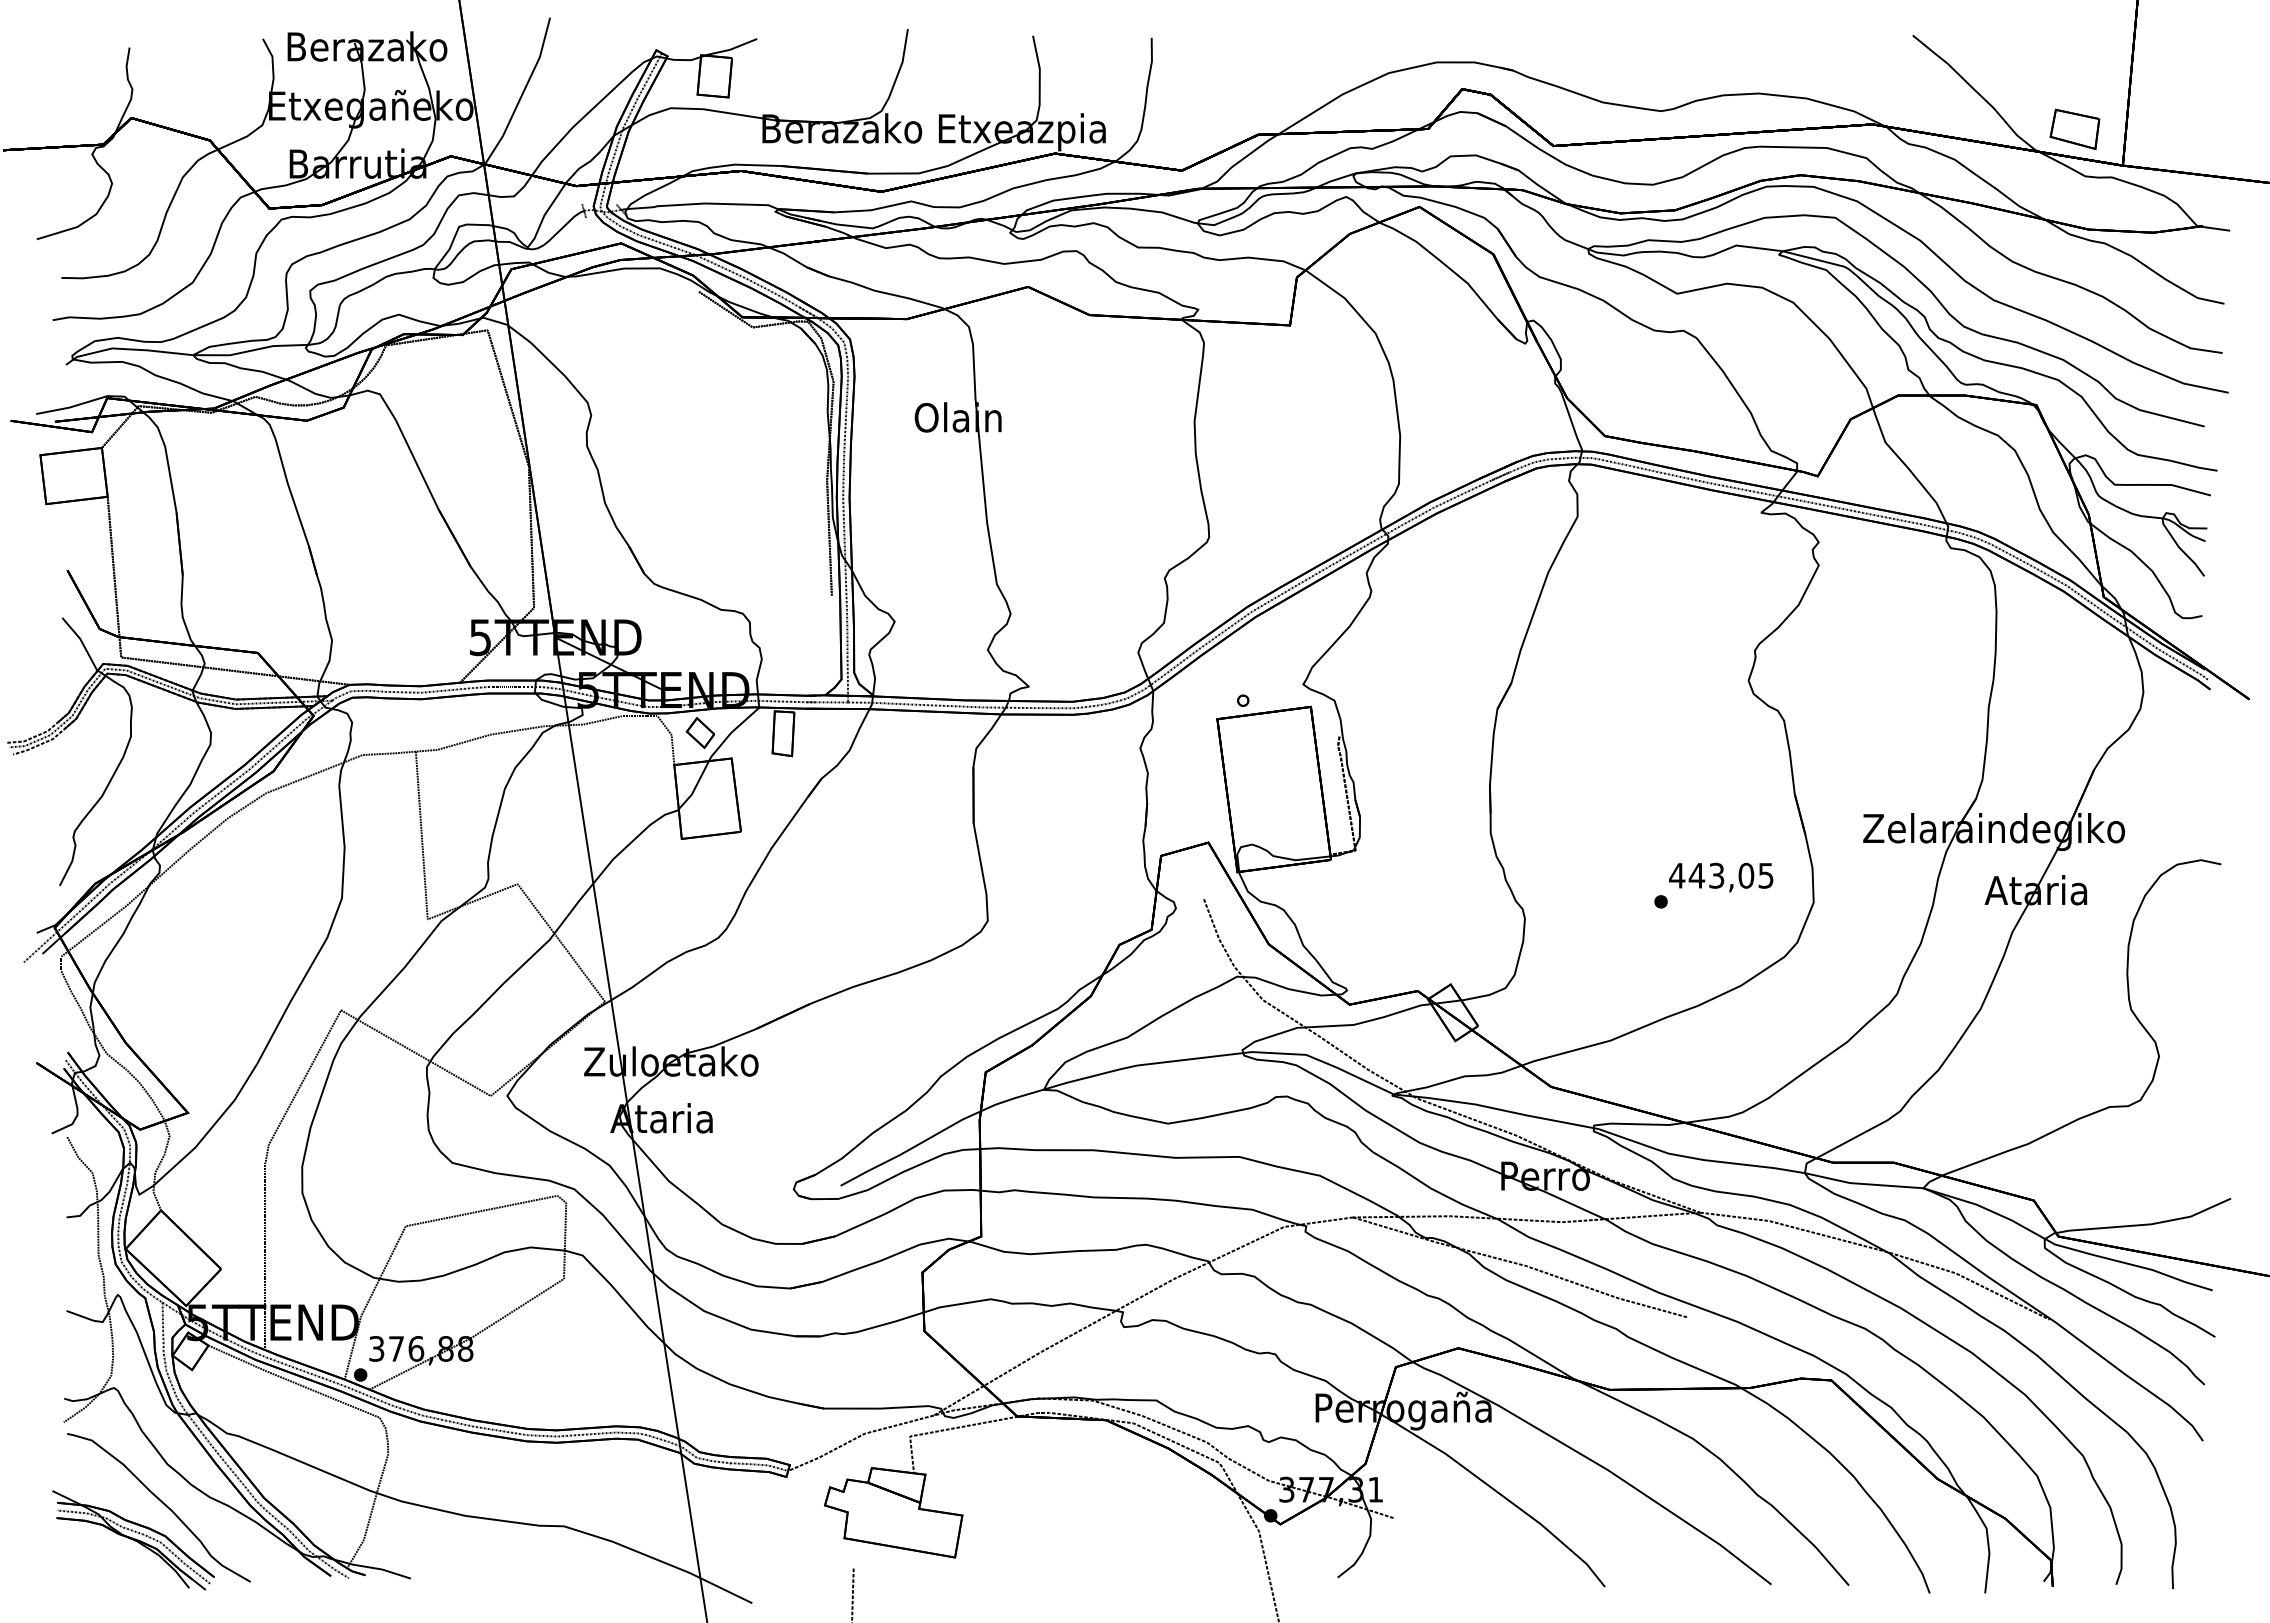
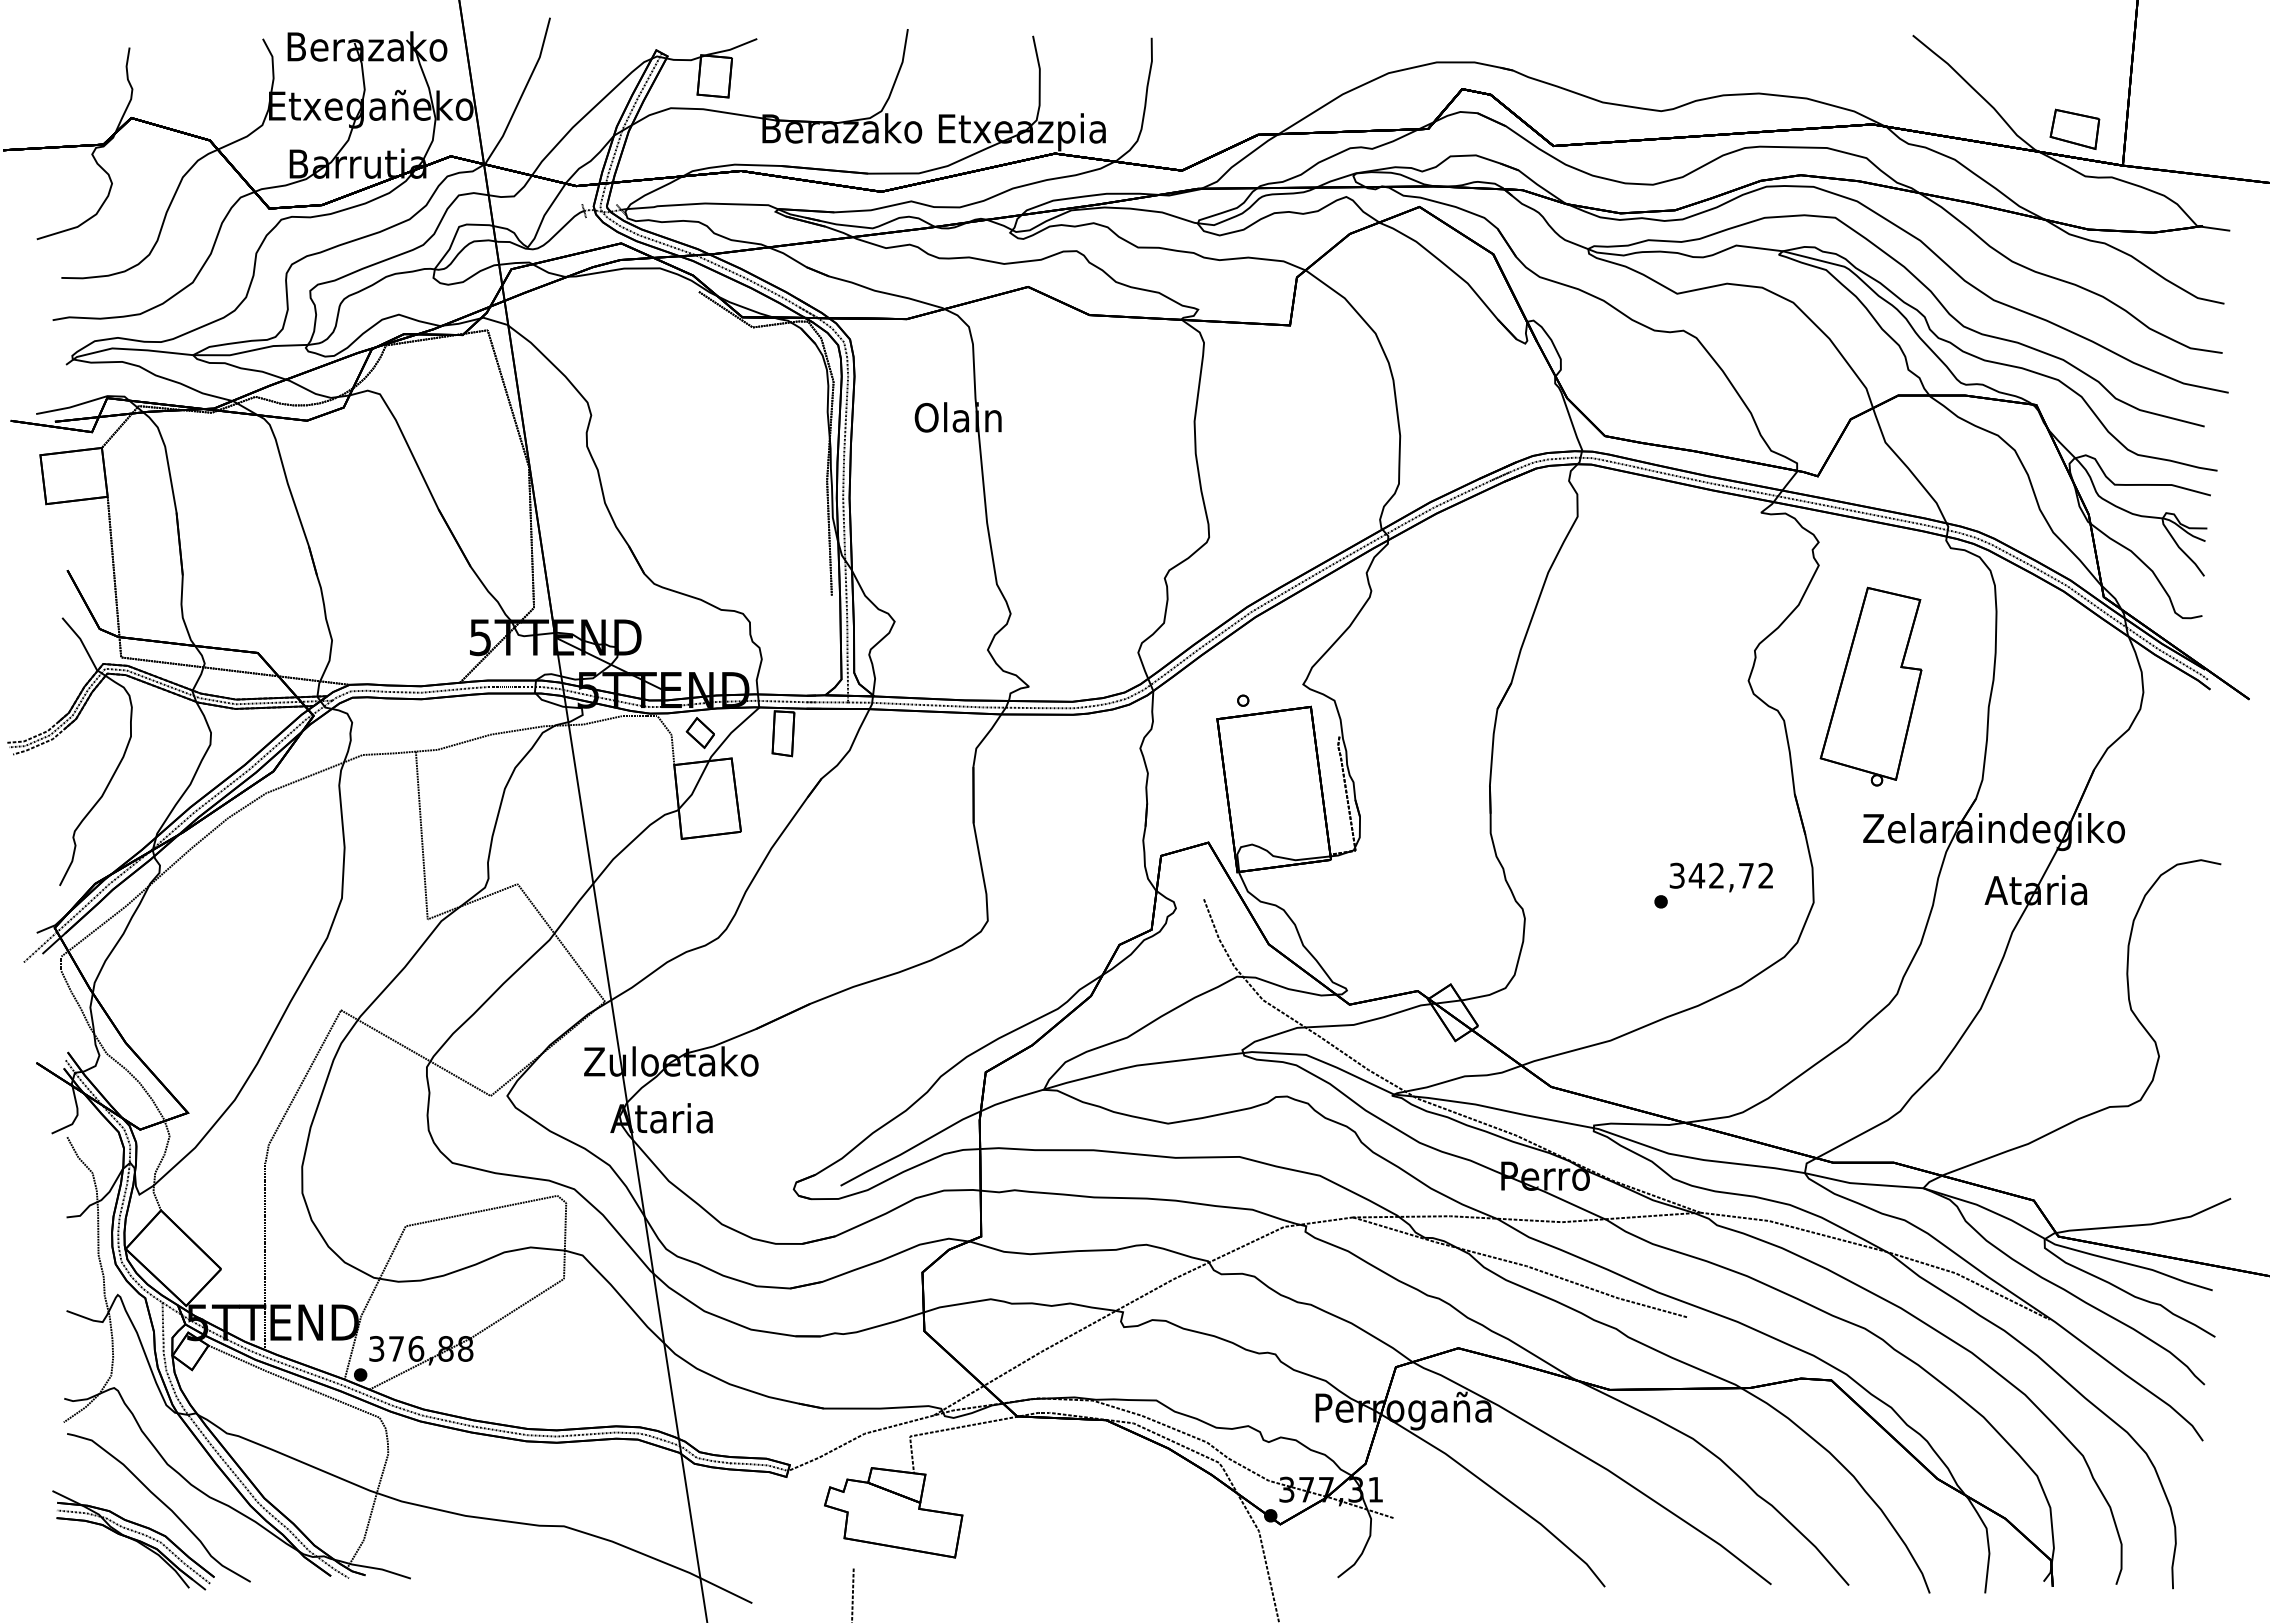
part: none -> present (1870, 686)
text: 443,05 -> 342,72 (1721, 875)
